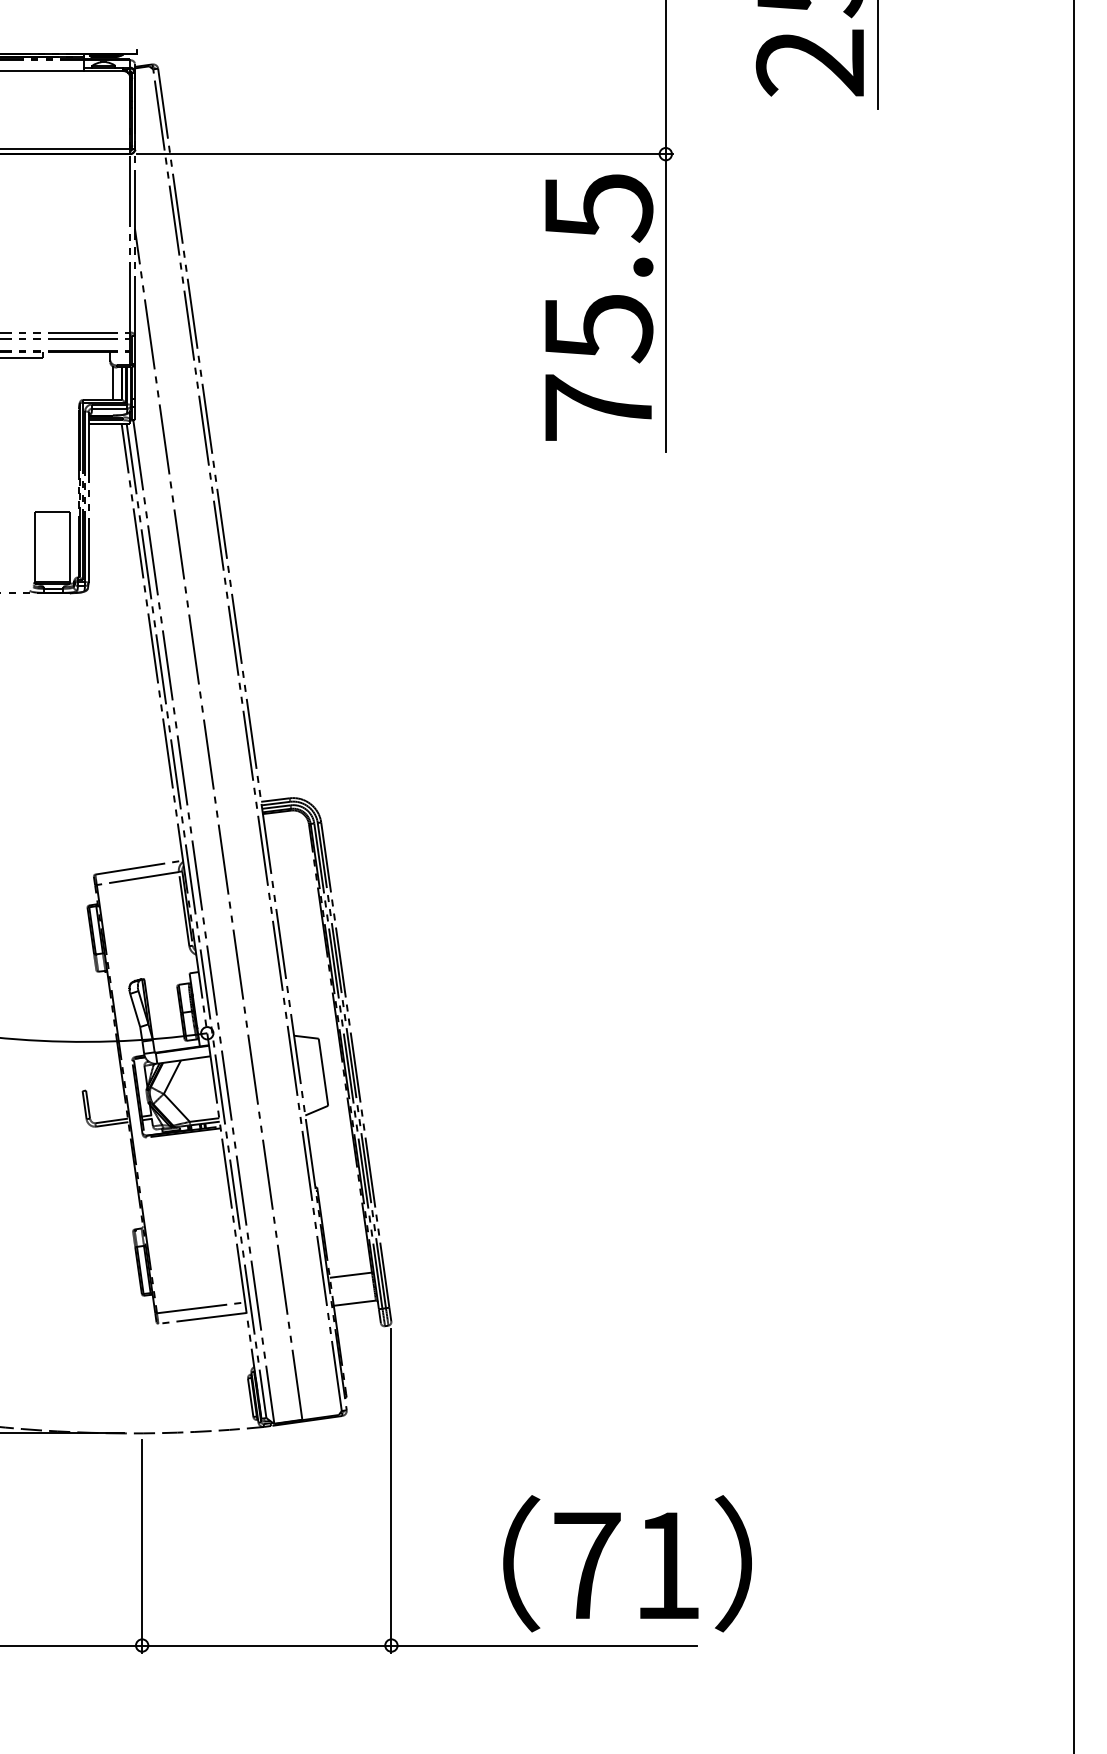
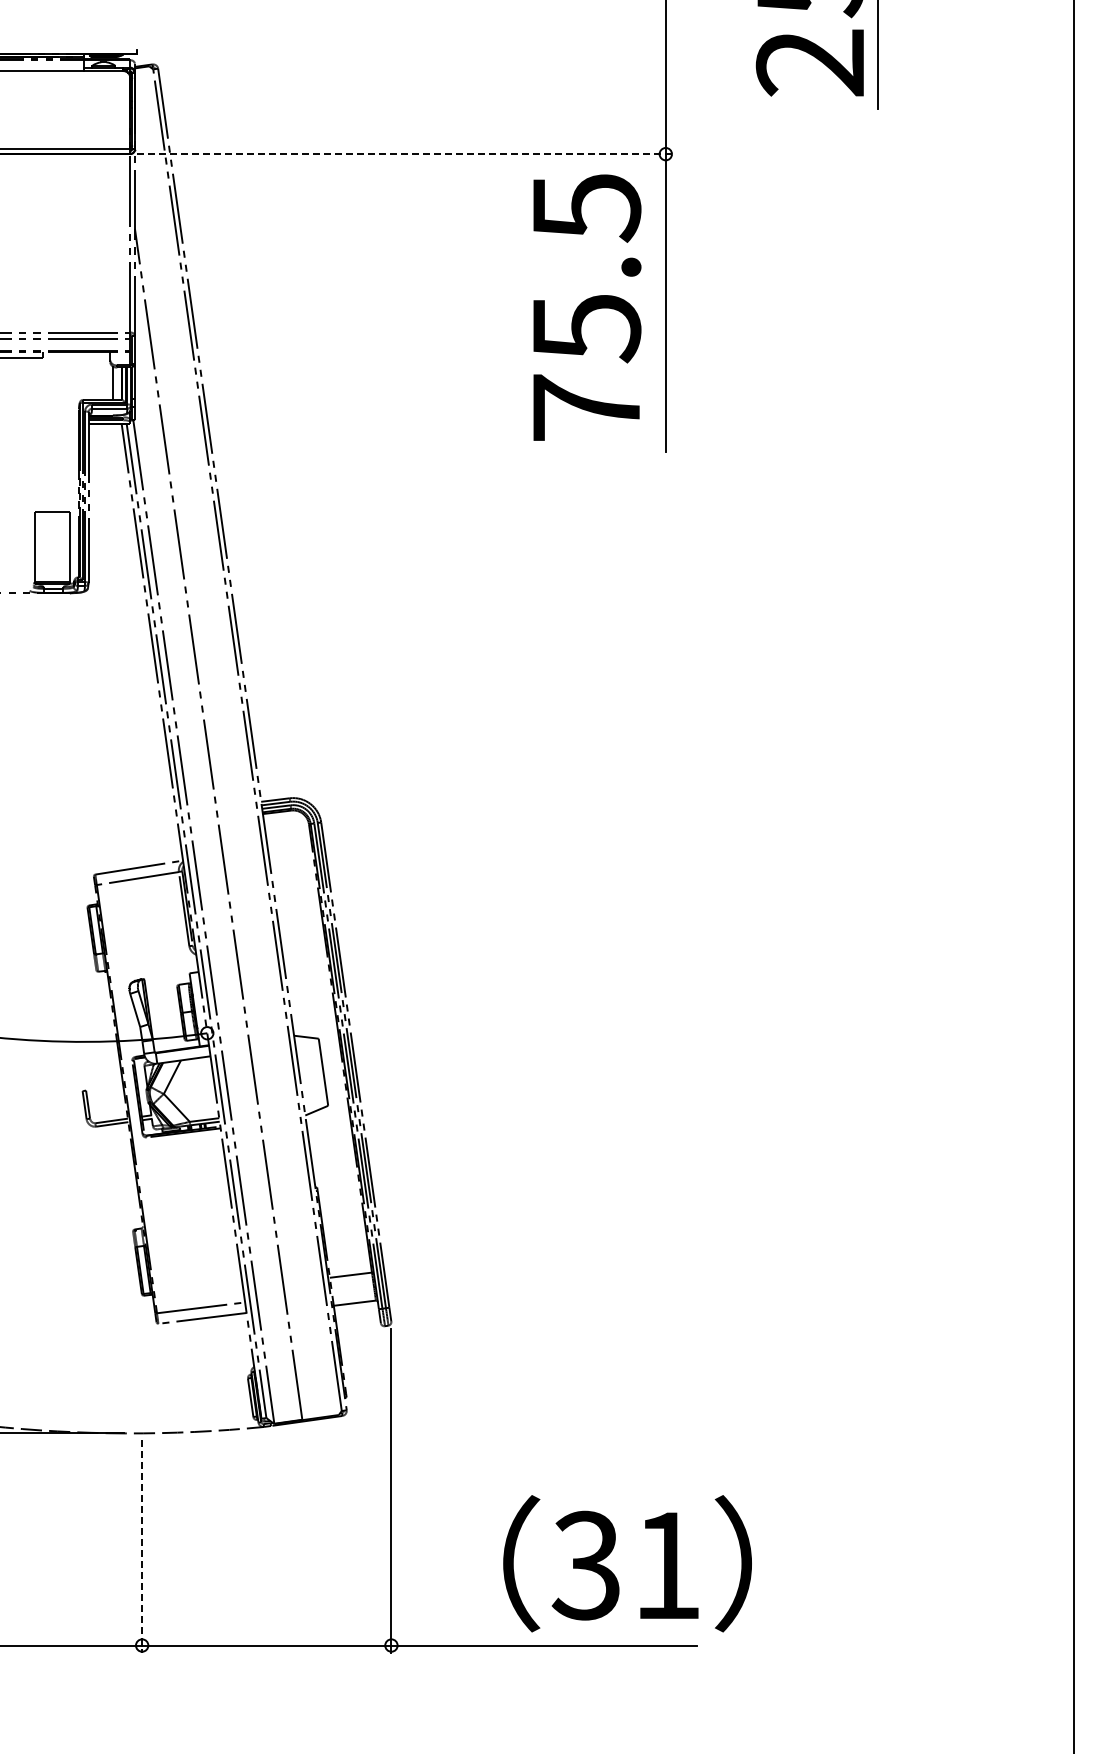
line: solid -> dashed (405, 154)
text position: (599, 307) -> (587, 307) (587, 307)
line: solid -> dashed (142, 1547)
text: 71 -> 31 (585, 1565)
